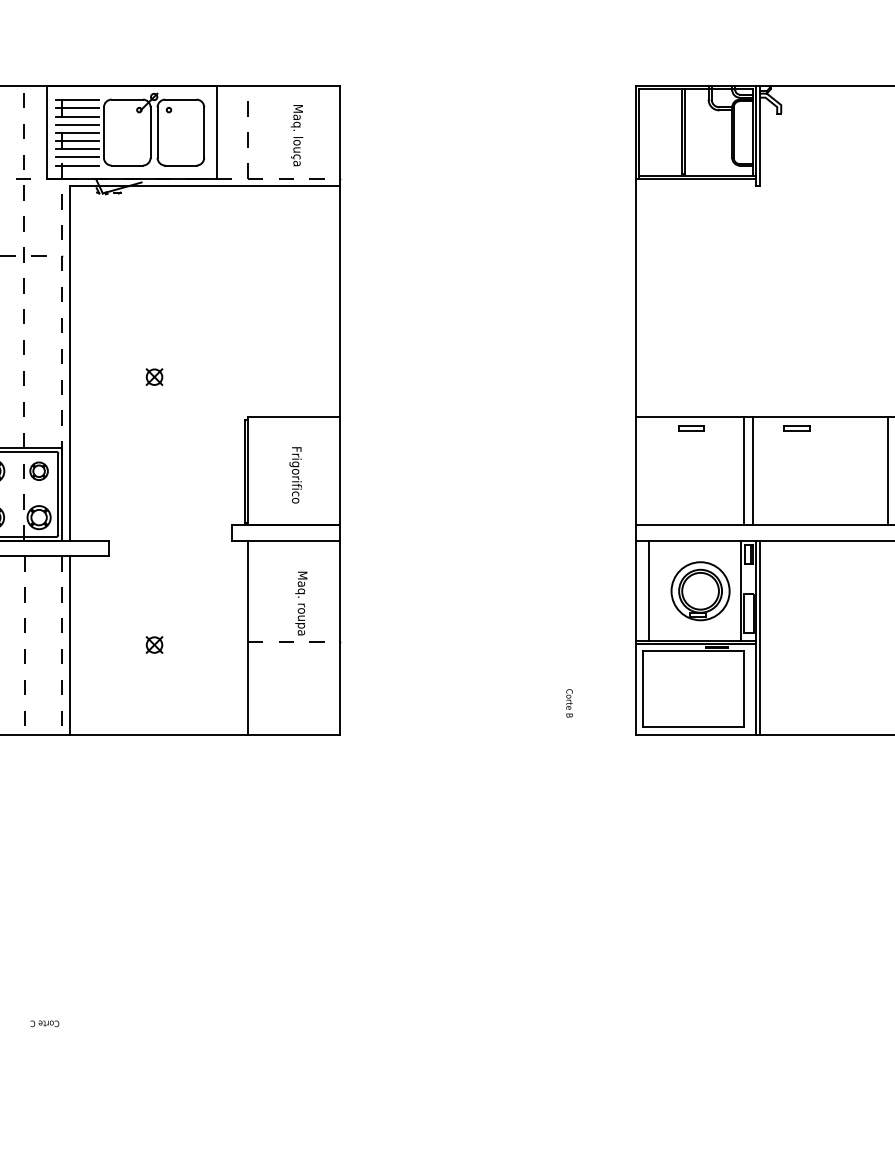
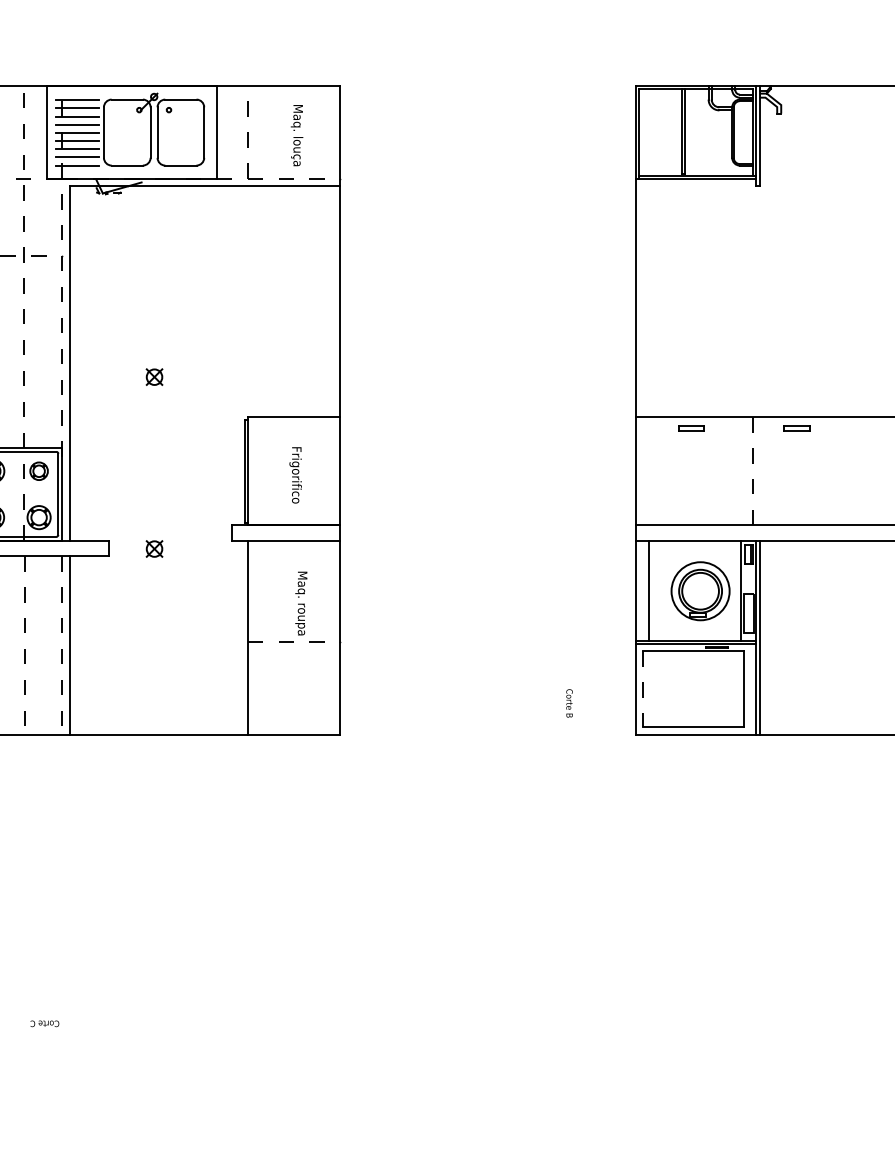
line: present -> none (744, 471)
line: solid -> dashed (753, 471)
line: present -> none (888, 471)
part position: (154, 644) -> (154, 548) (154, 548)
line: solid -> dashed (643, 689)
